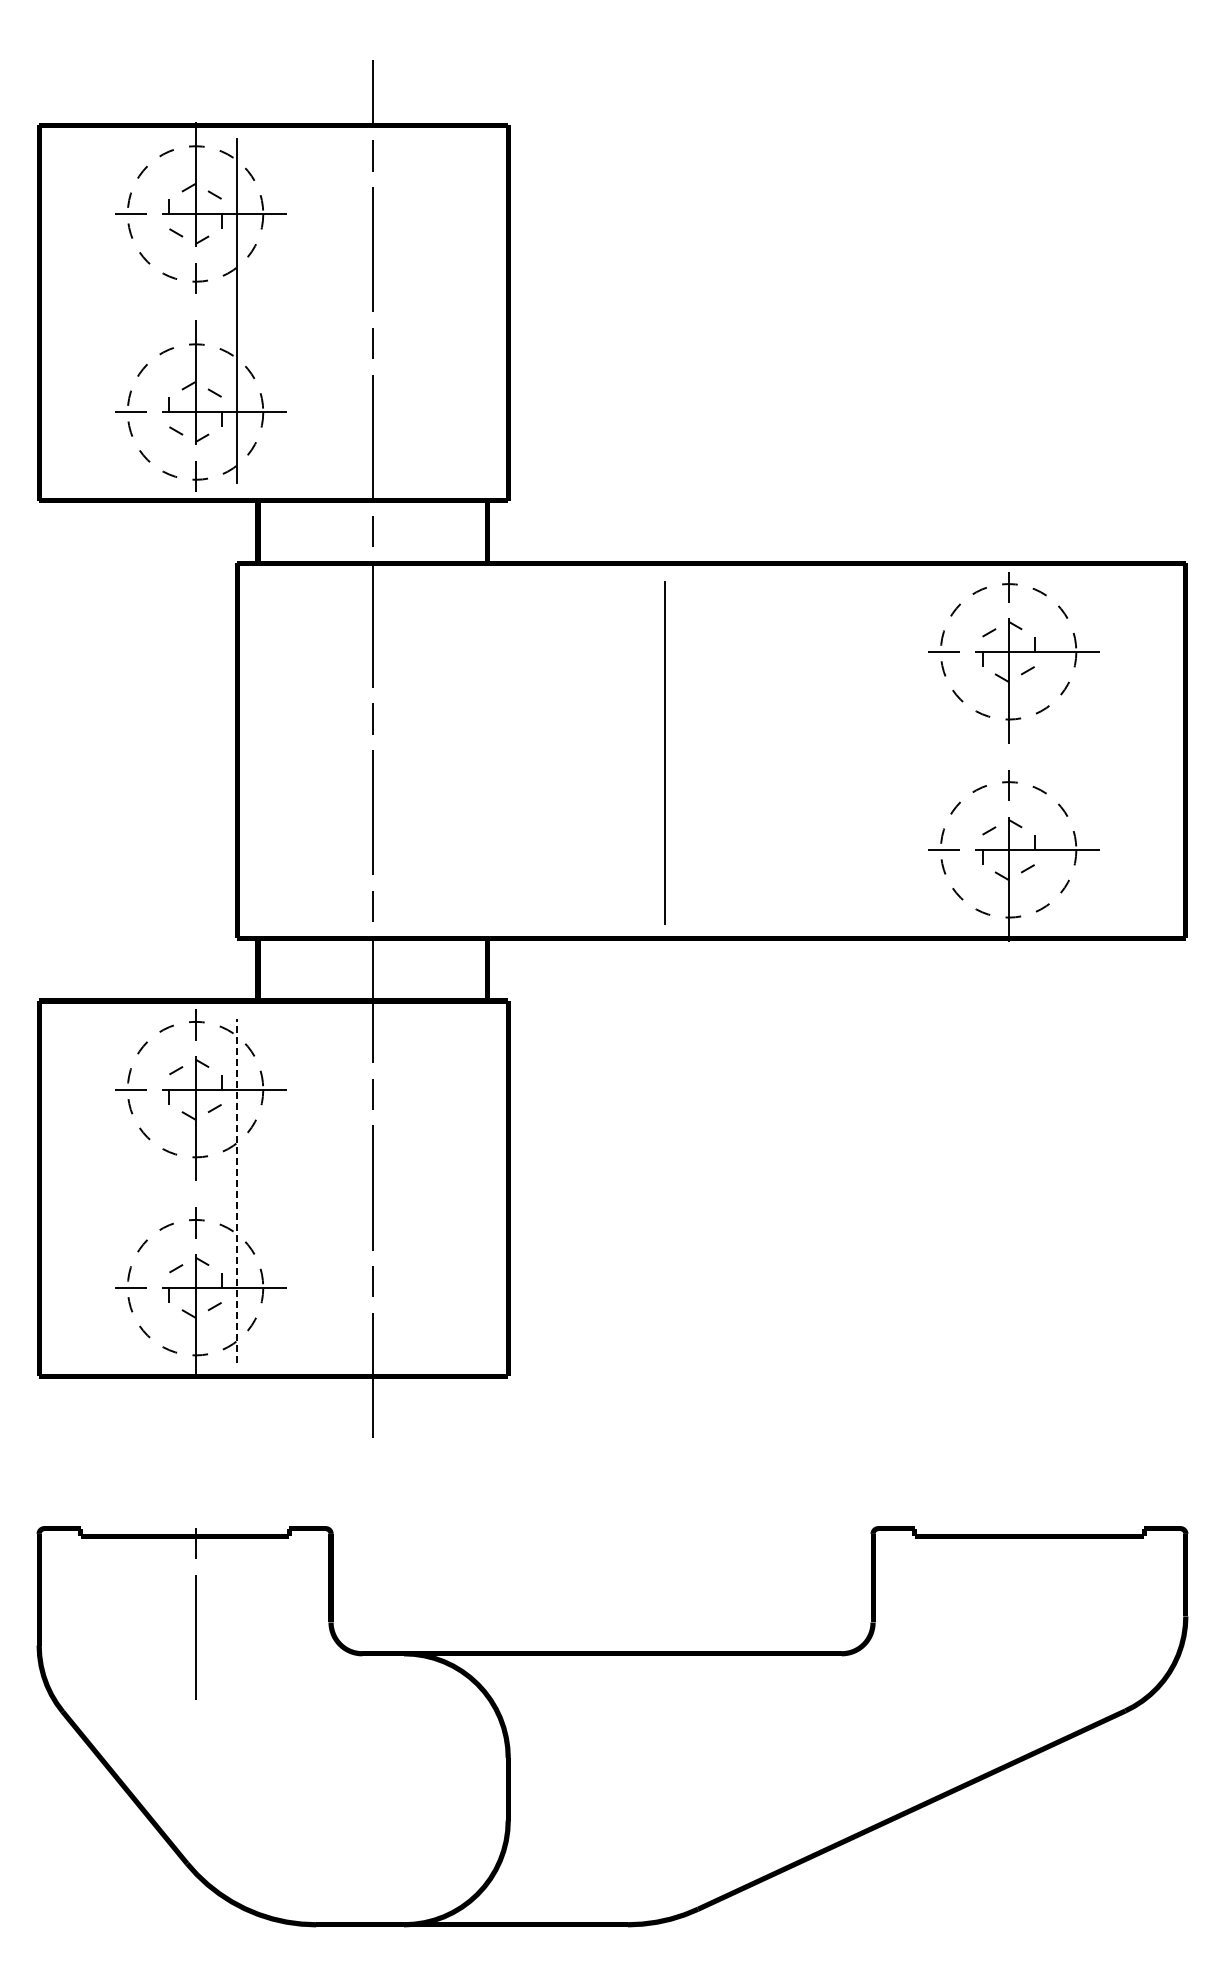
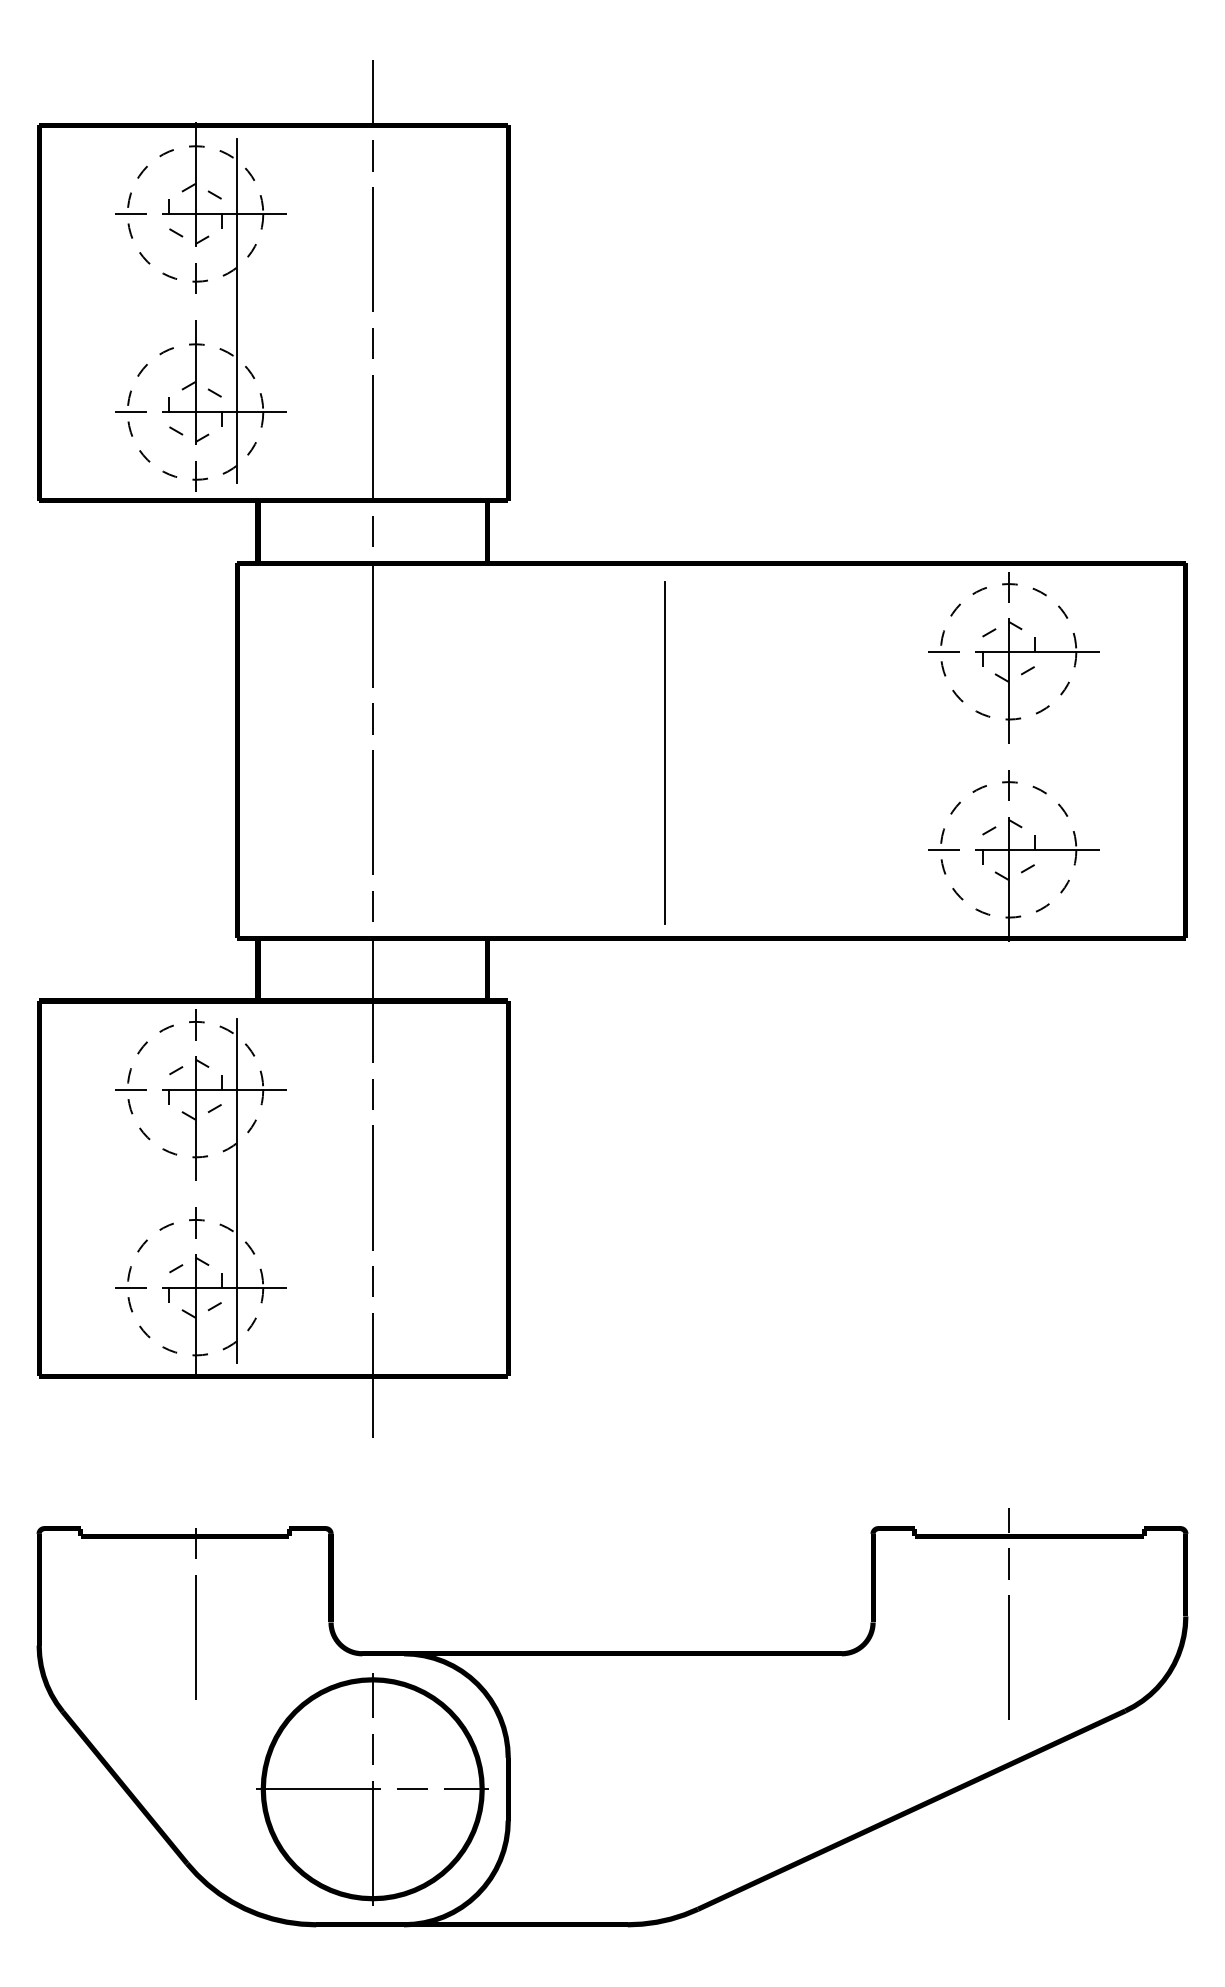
line: dashed -> solid (237, 1190)
line: none -> present (1008, 1614)
part: none -> present (372, 1789)
